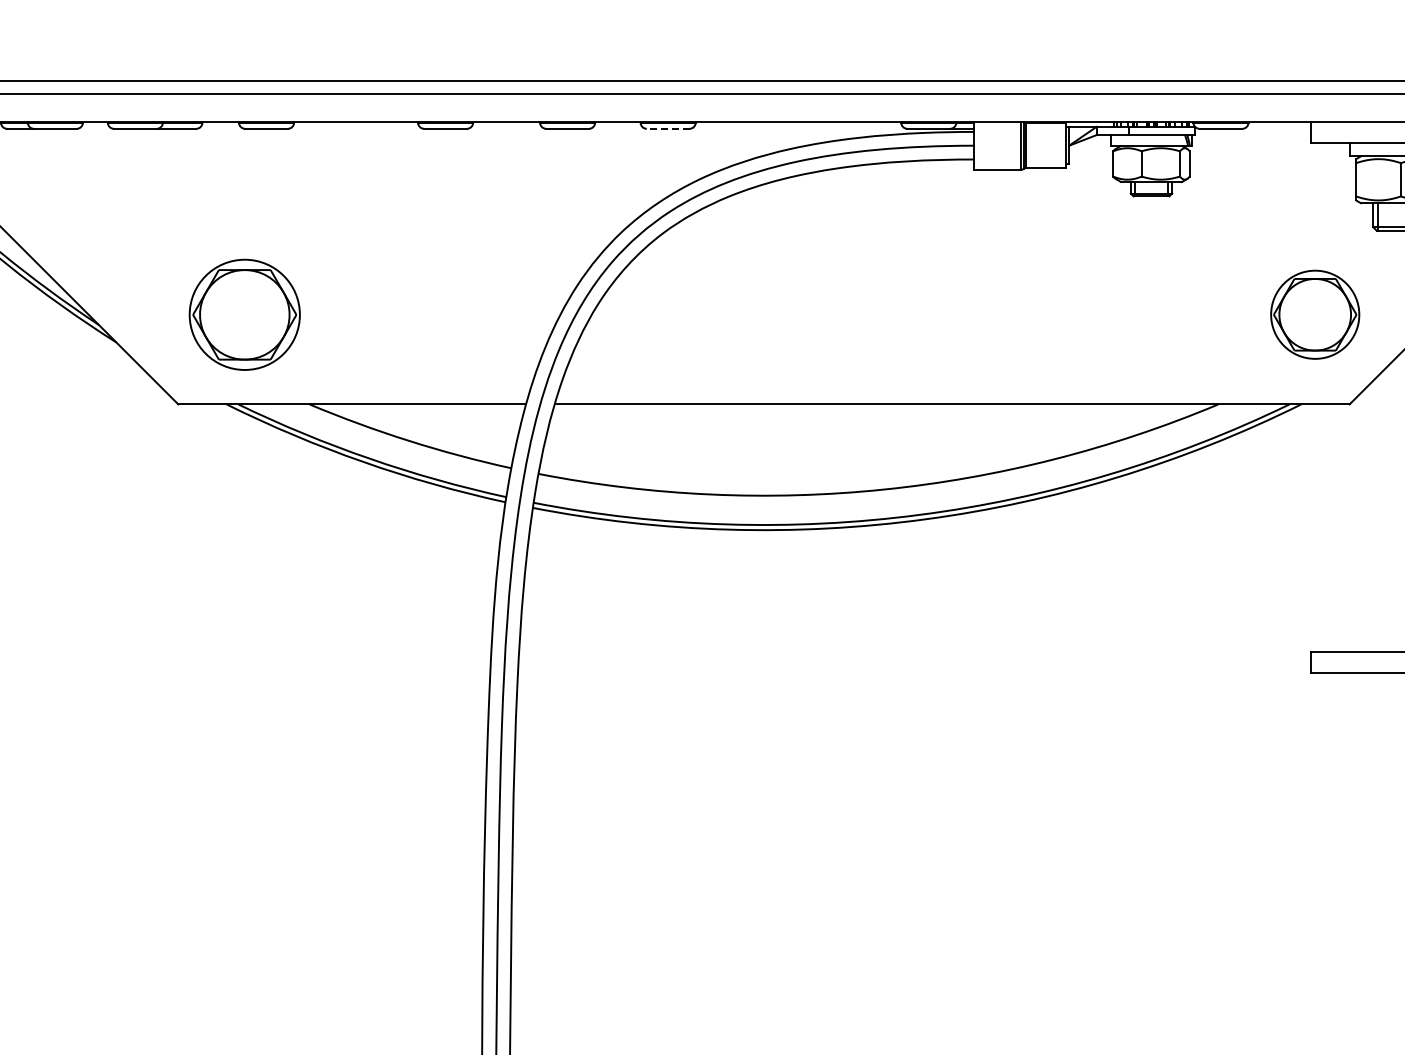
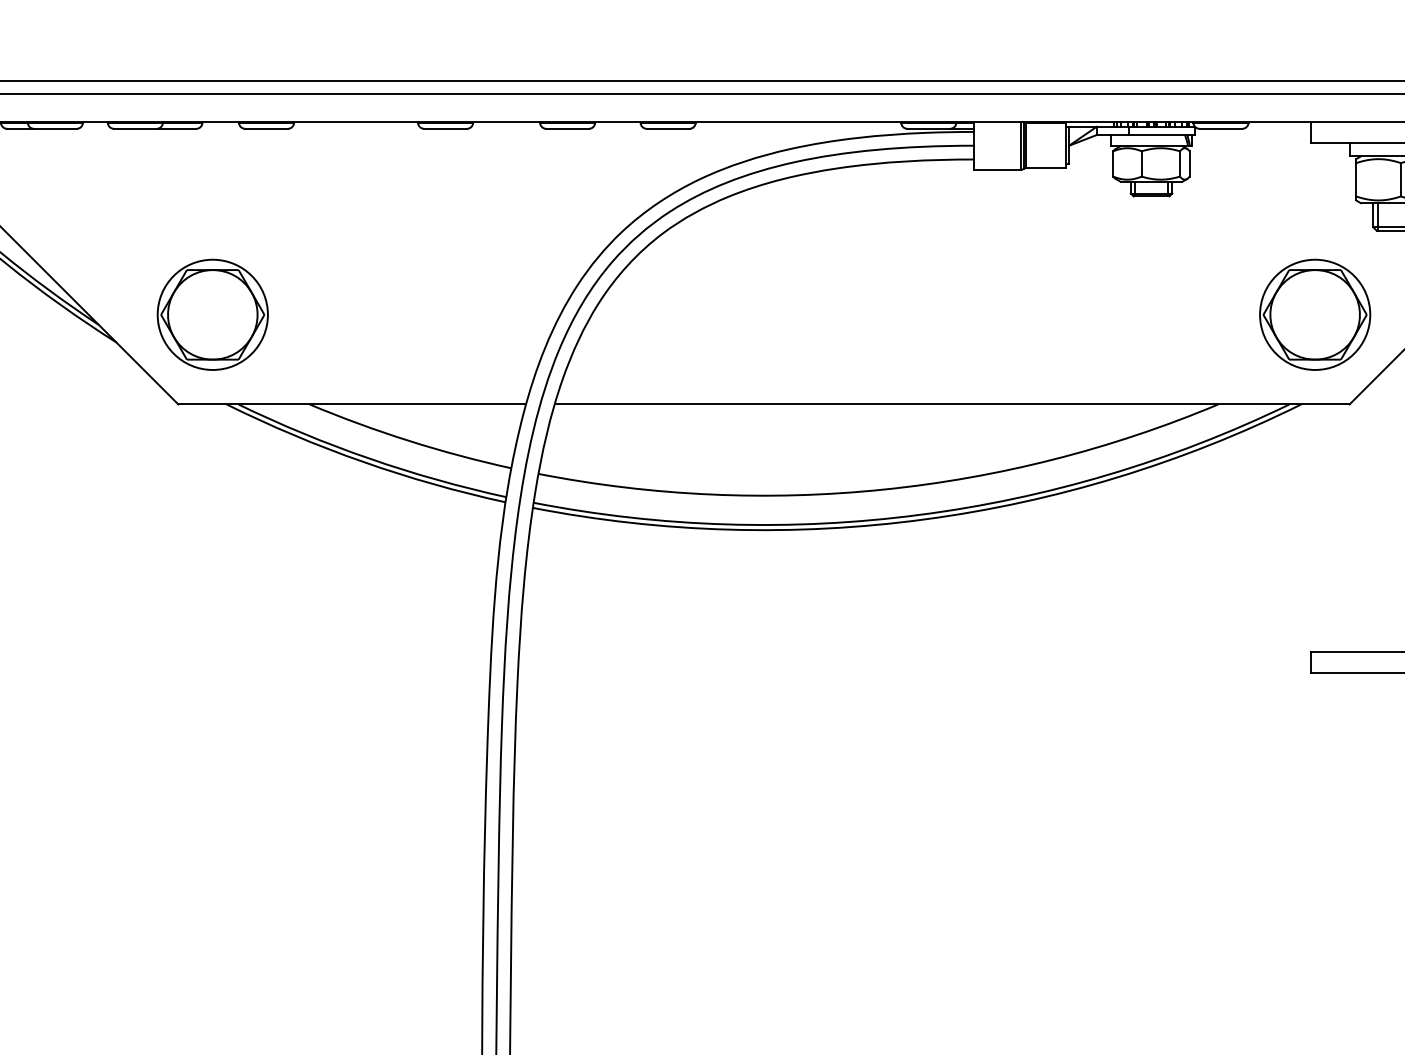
line: dashed -> solid (667, 128)
part position: (244, 314) -> (212, 314) (212, 314)
part size: 91x91 px -> 113x113 px (1315, 314)
